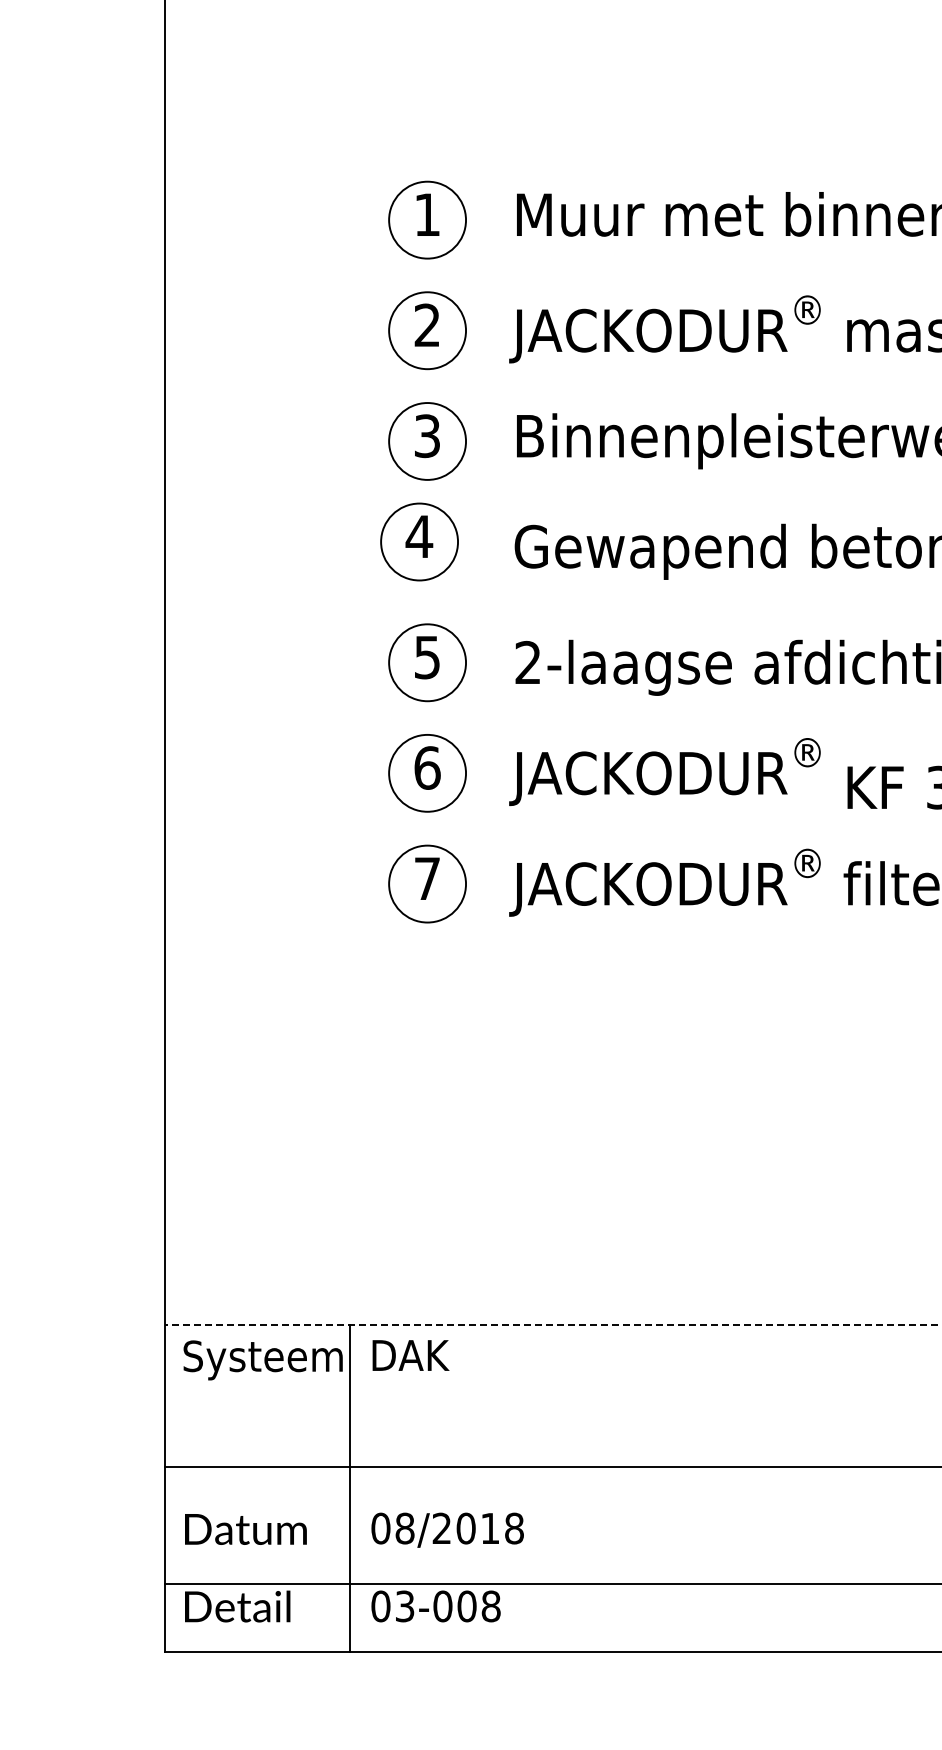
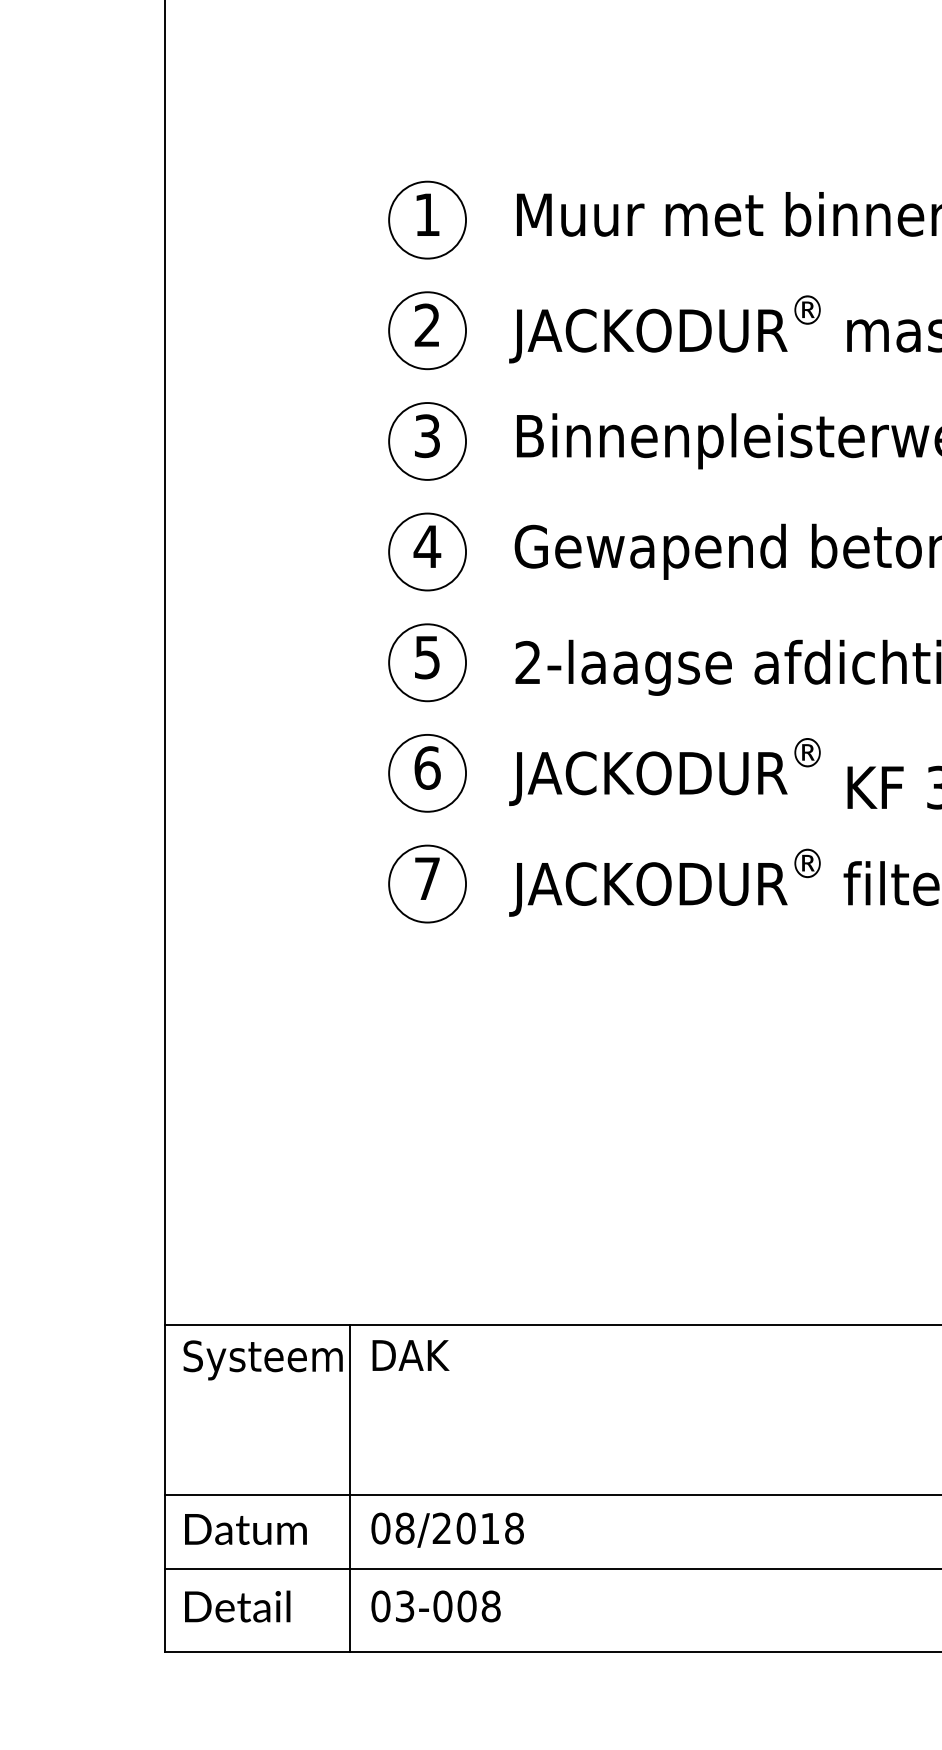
part position: (419, 541) -> (427, 551) (427, 551)
line: dashed -> solid (552, 1324)
line position: (551, 1467) -> (551, 1495) (551, 1495)
line position: (551, 1583) -> (551, 1568) (551, 1568)
